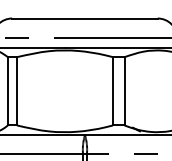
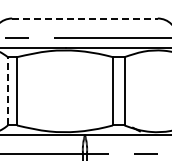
line: solid -> dashed (84, 18)
line: solid -> dashed (7, 90)
